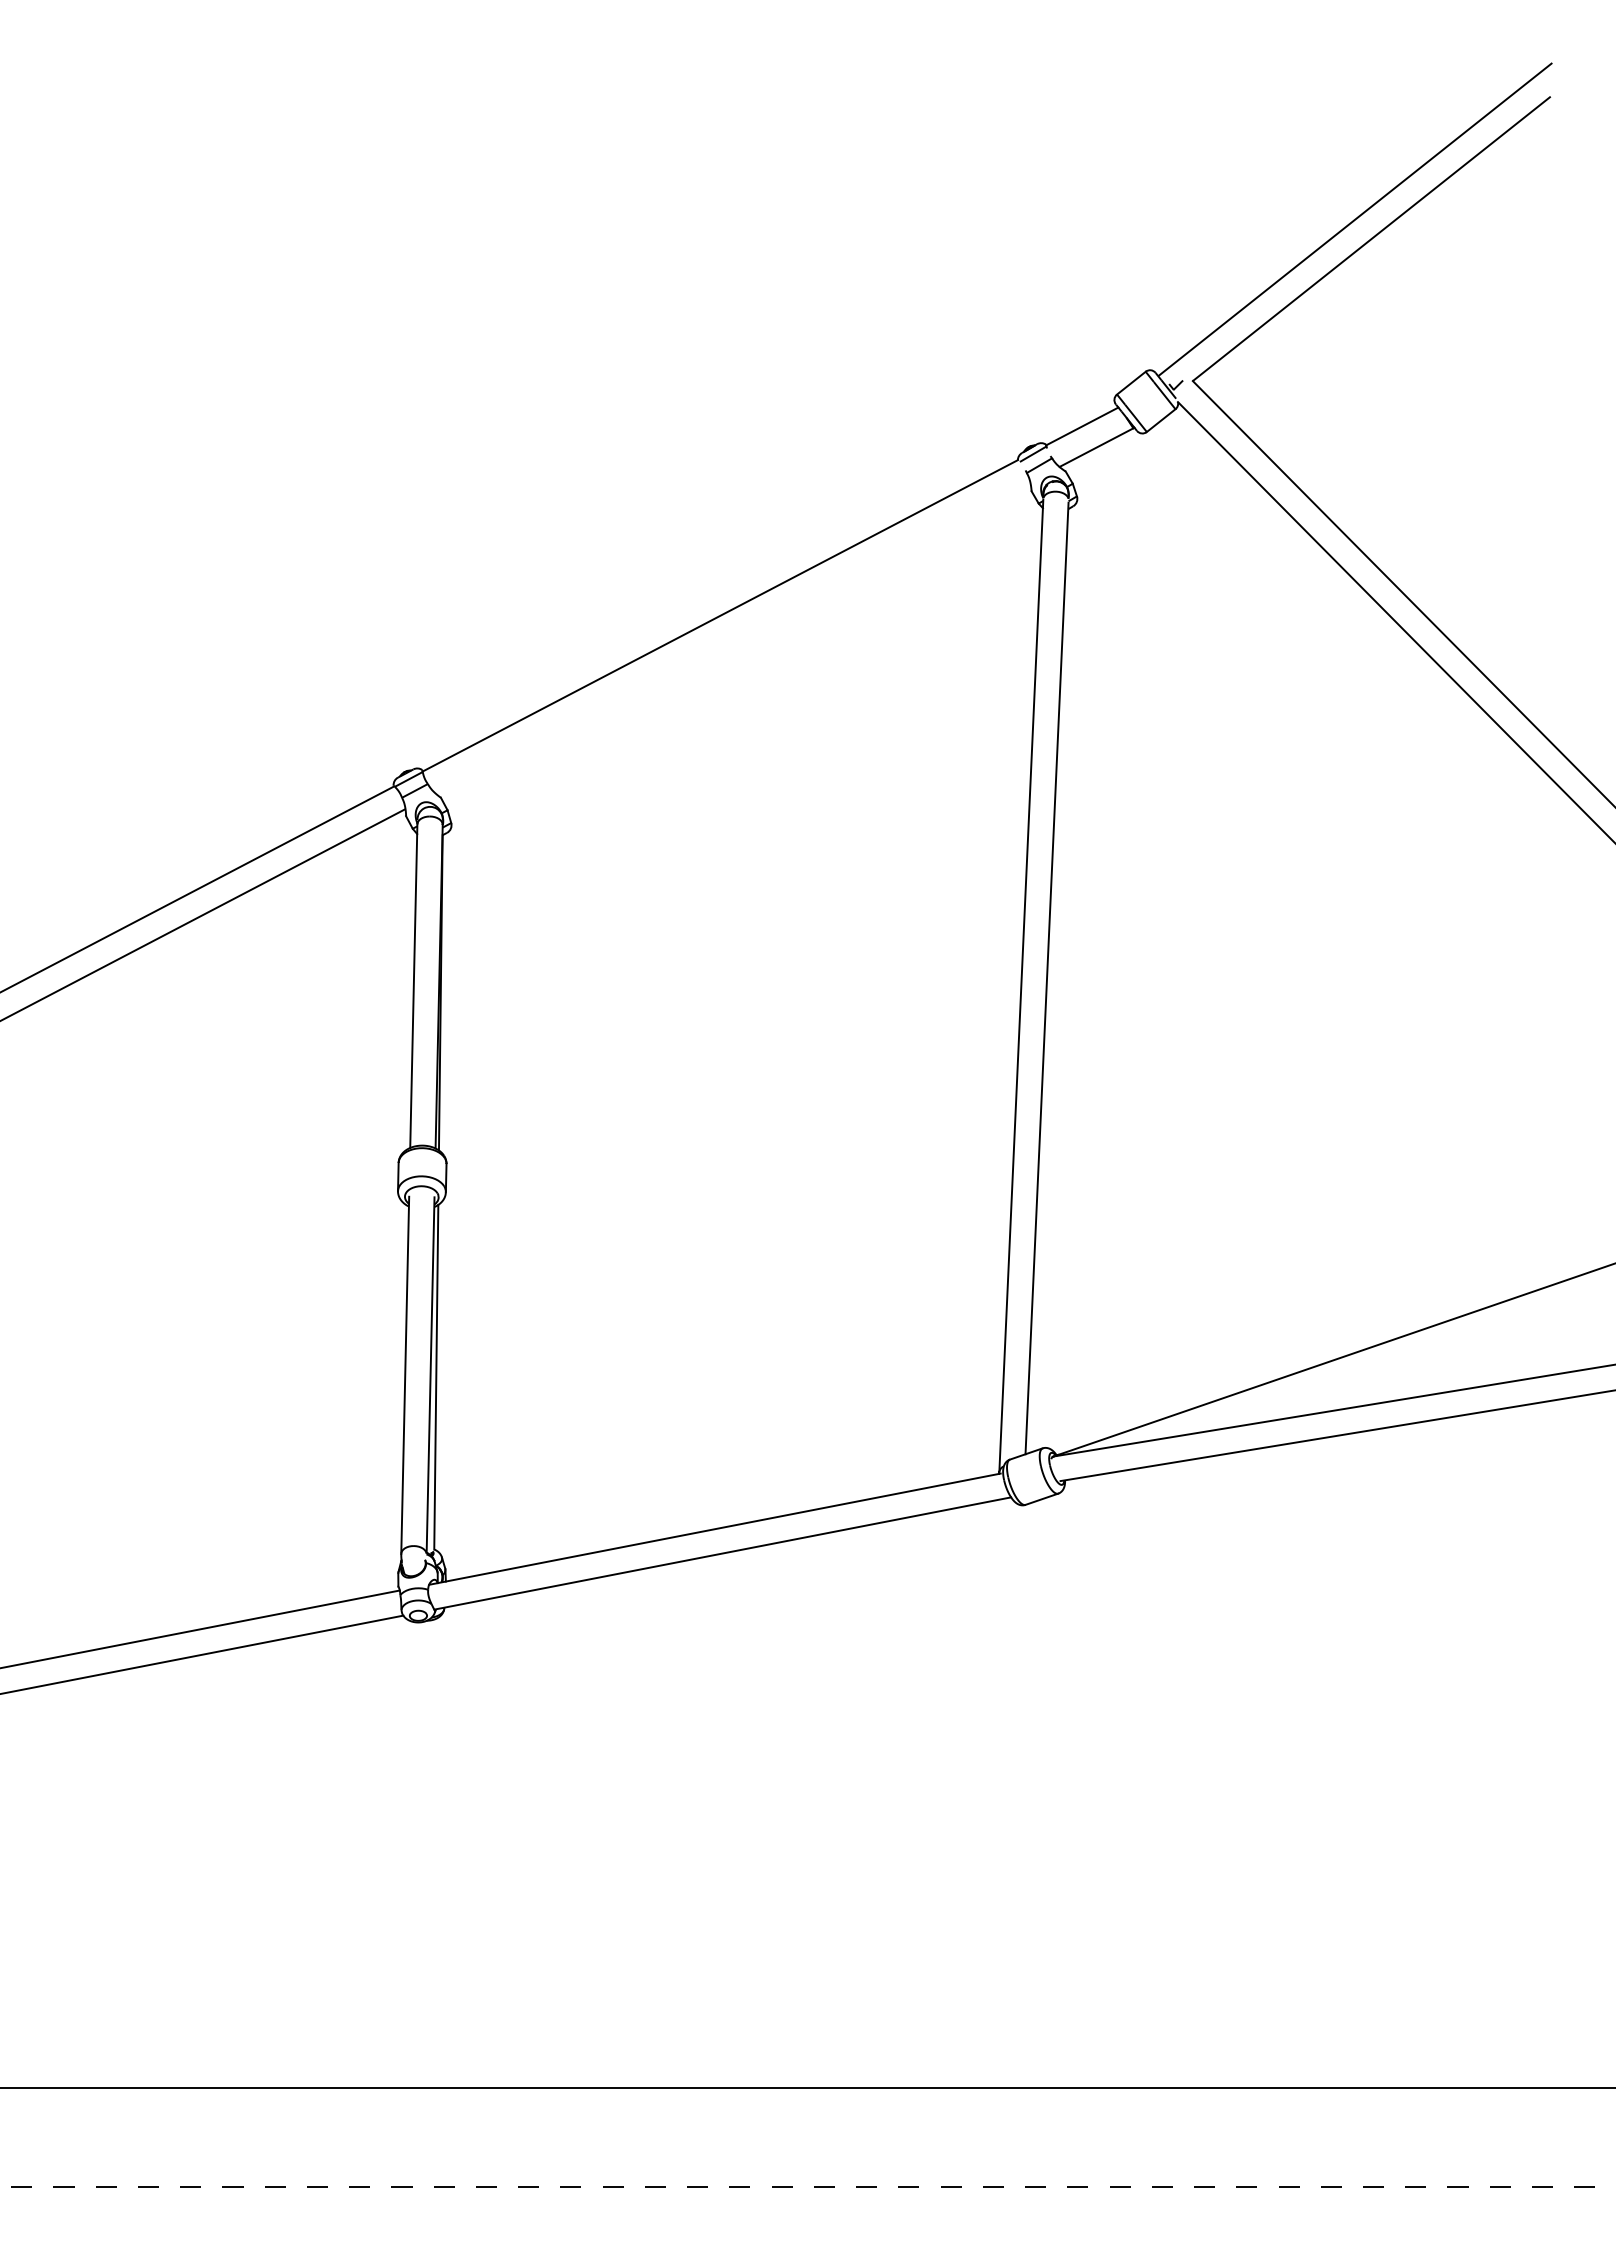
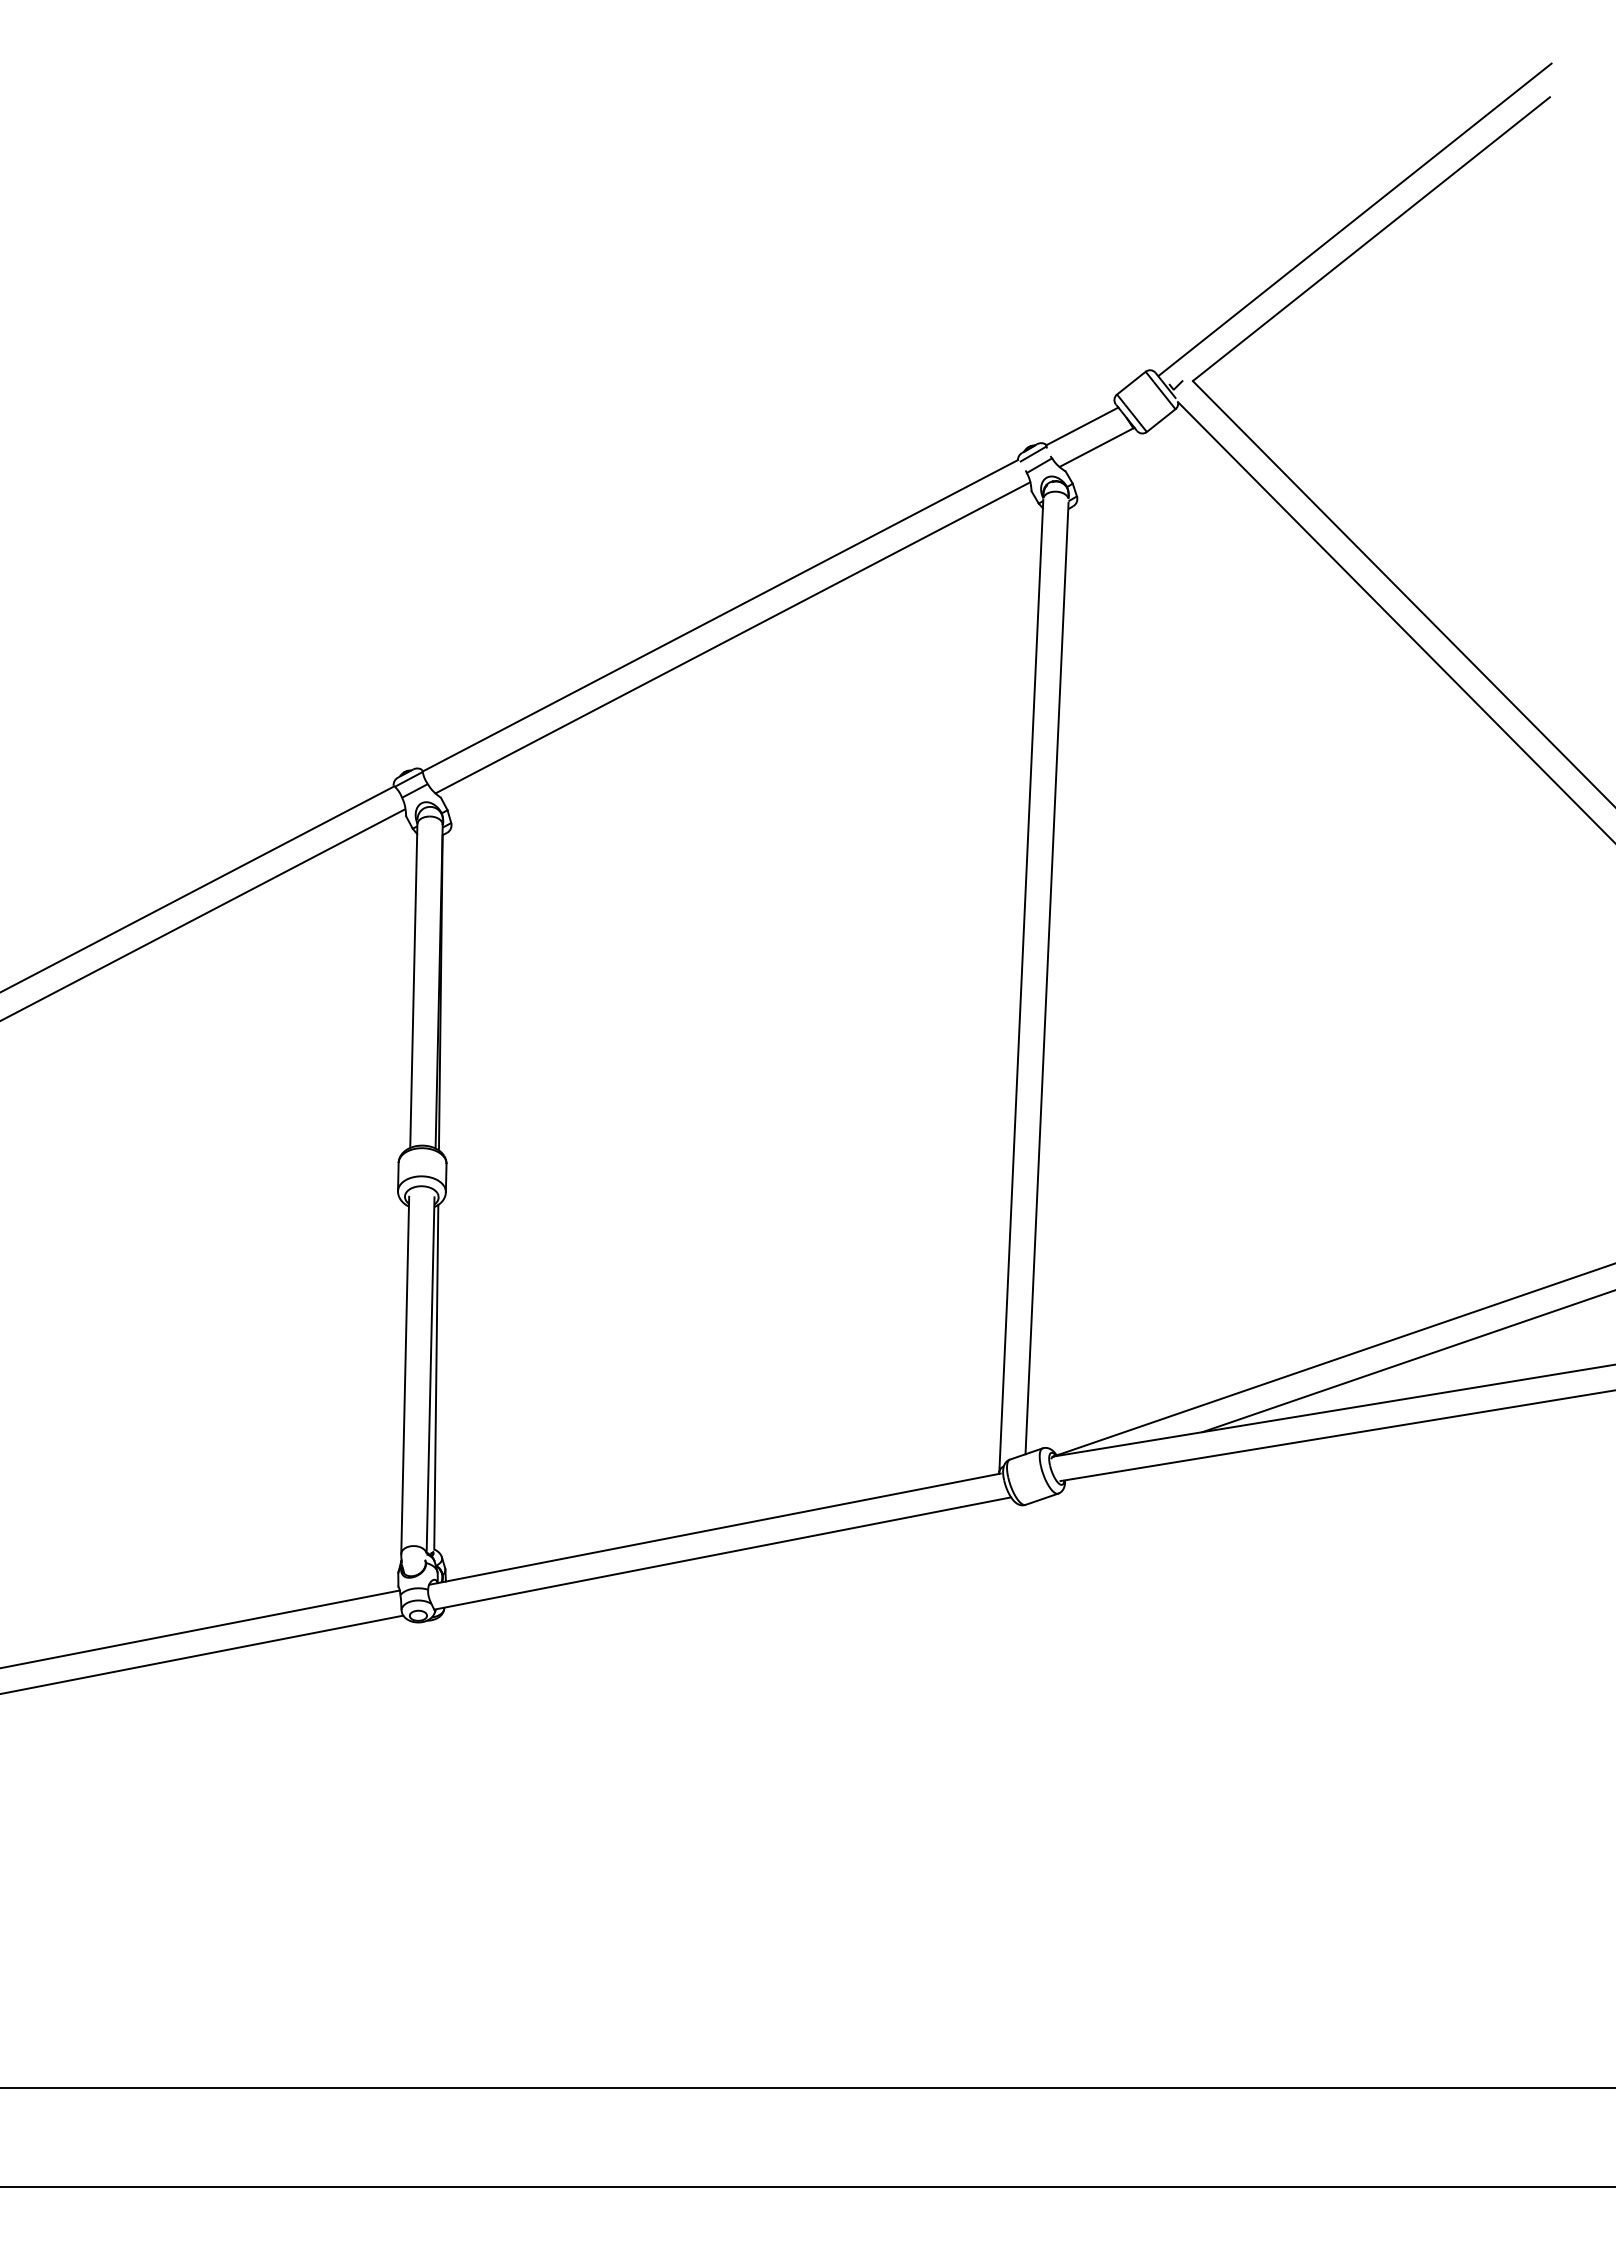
line: none -> present (732, 637)
line: none -> present (1407, 1361)
line: dashed -> solid (808, 2186)
